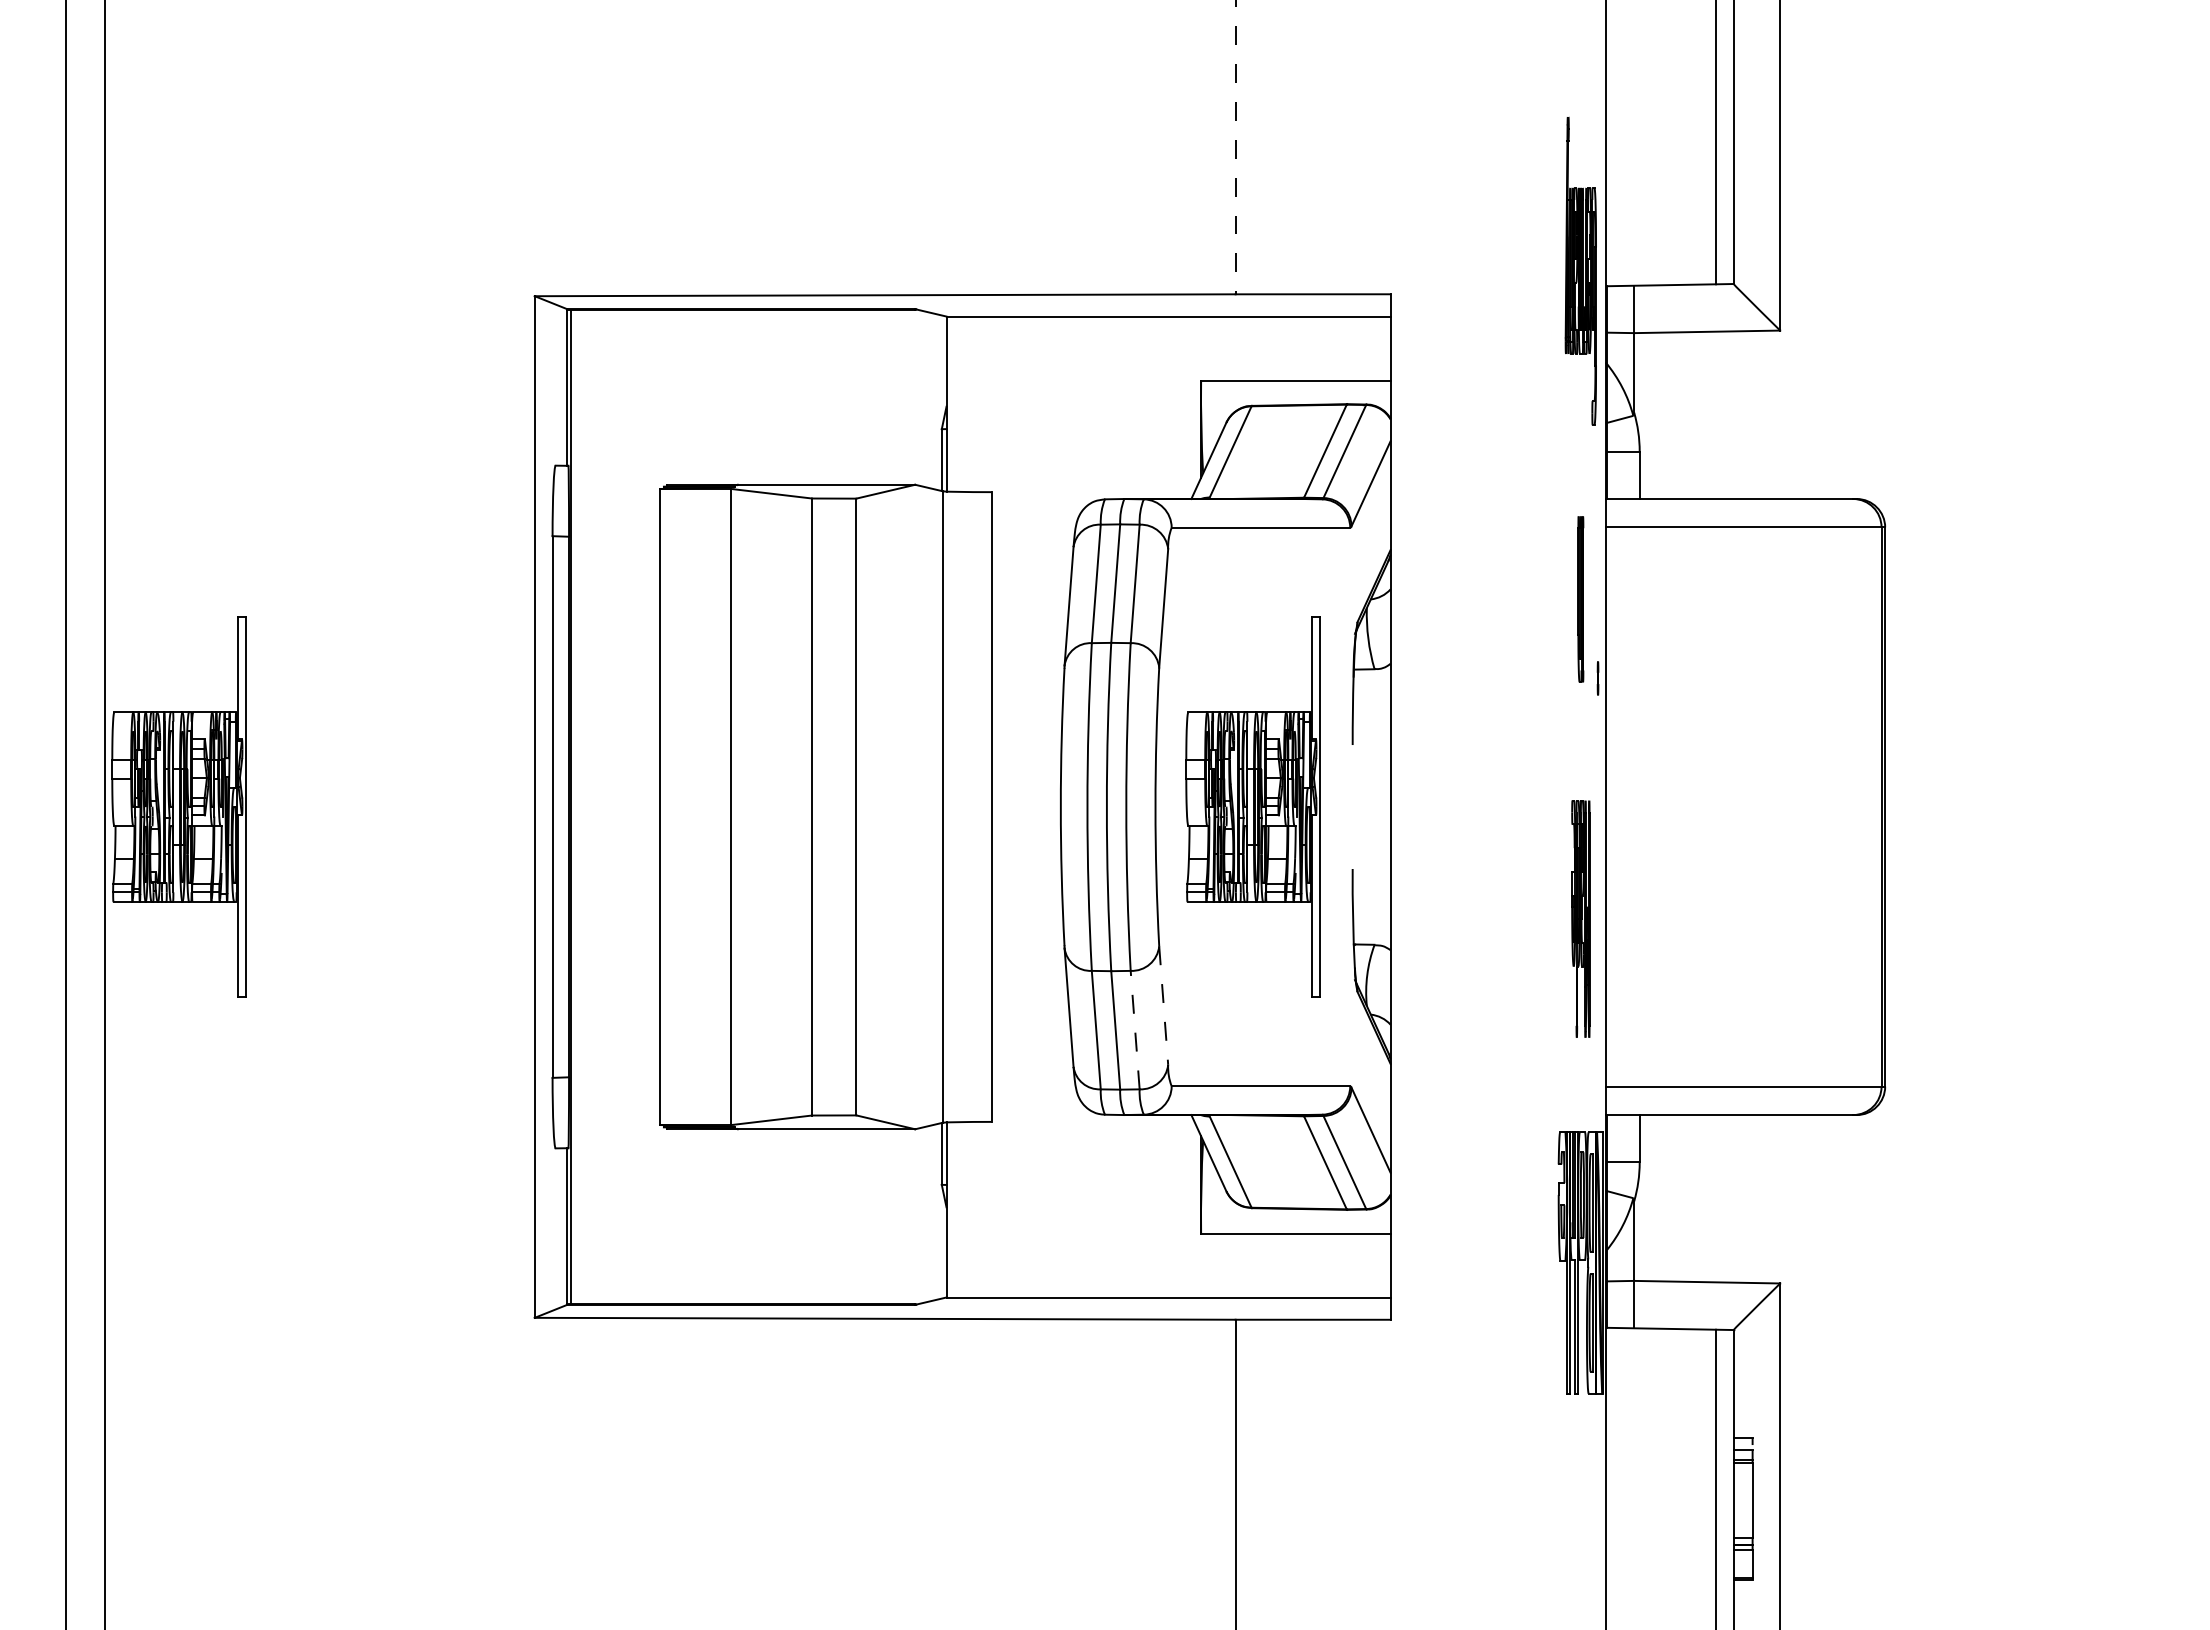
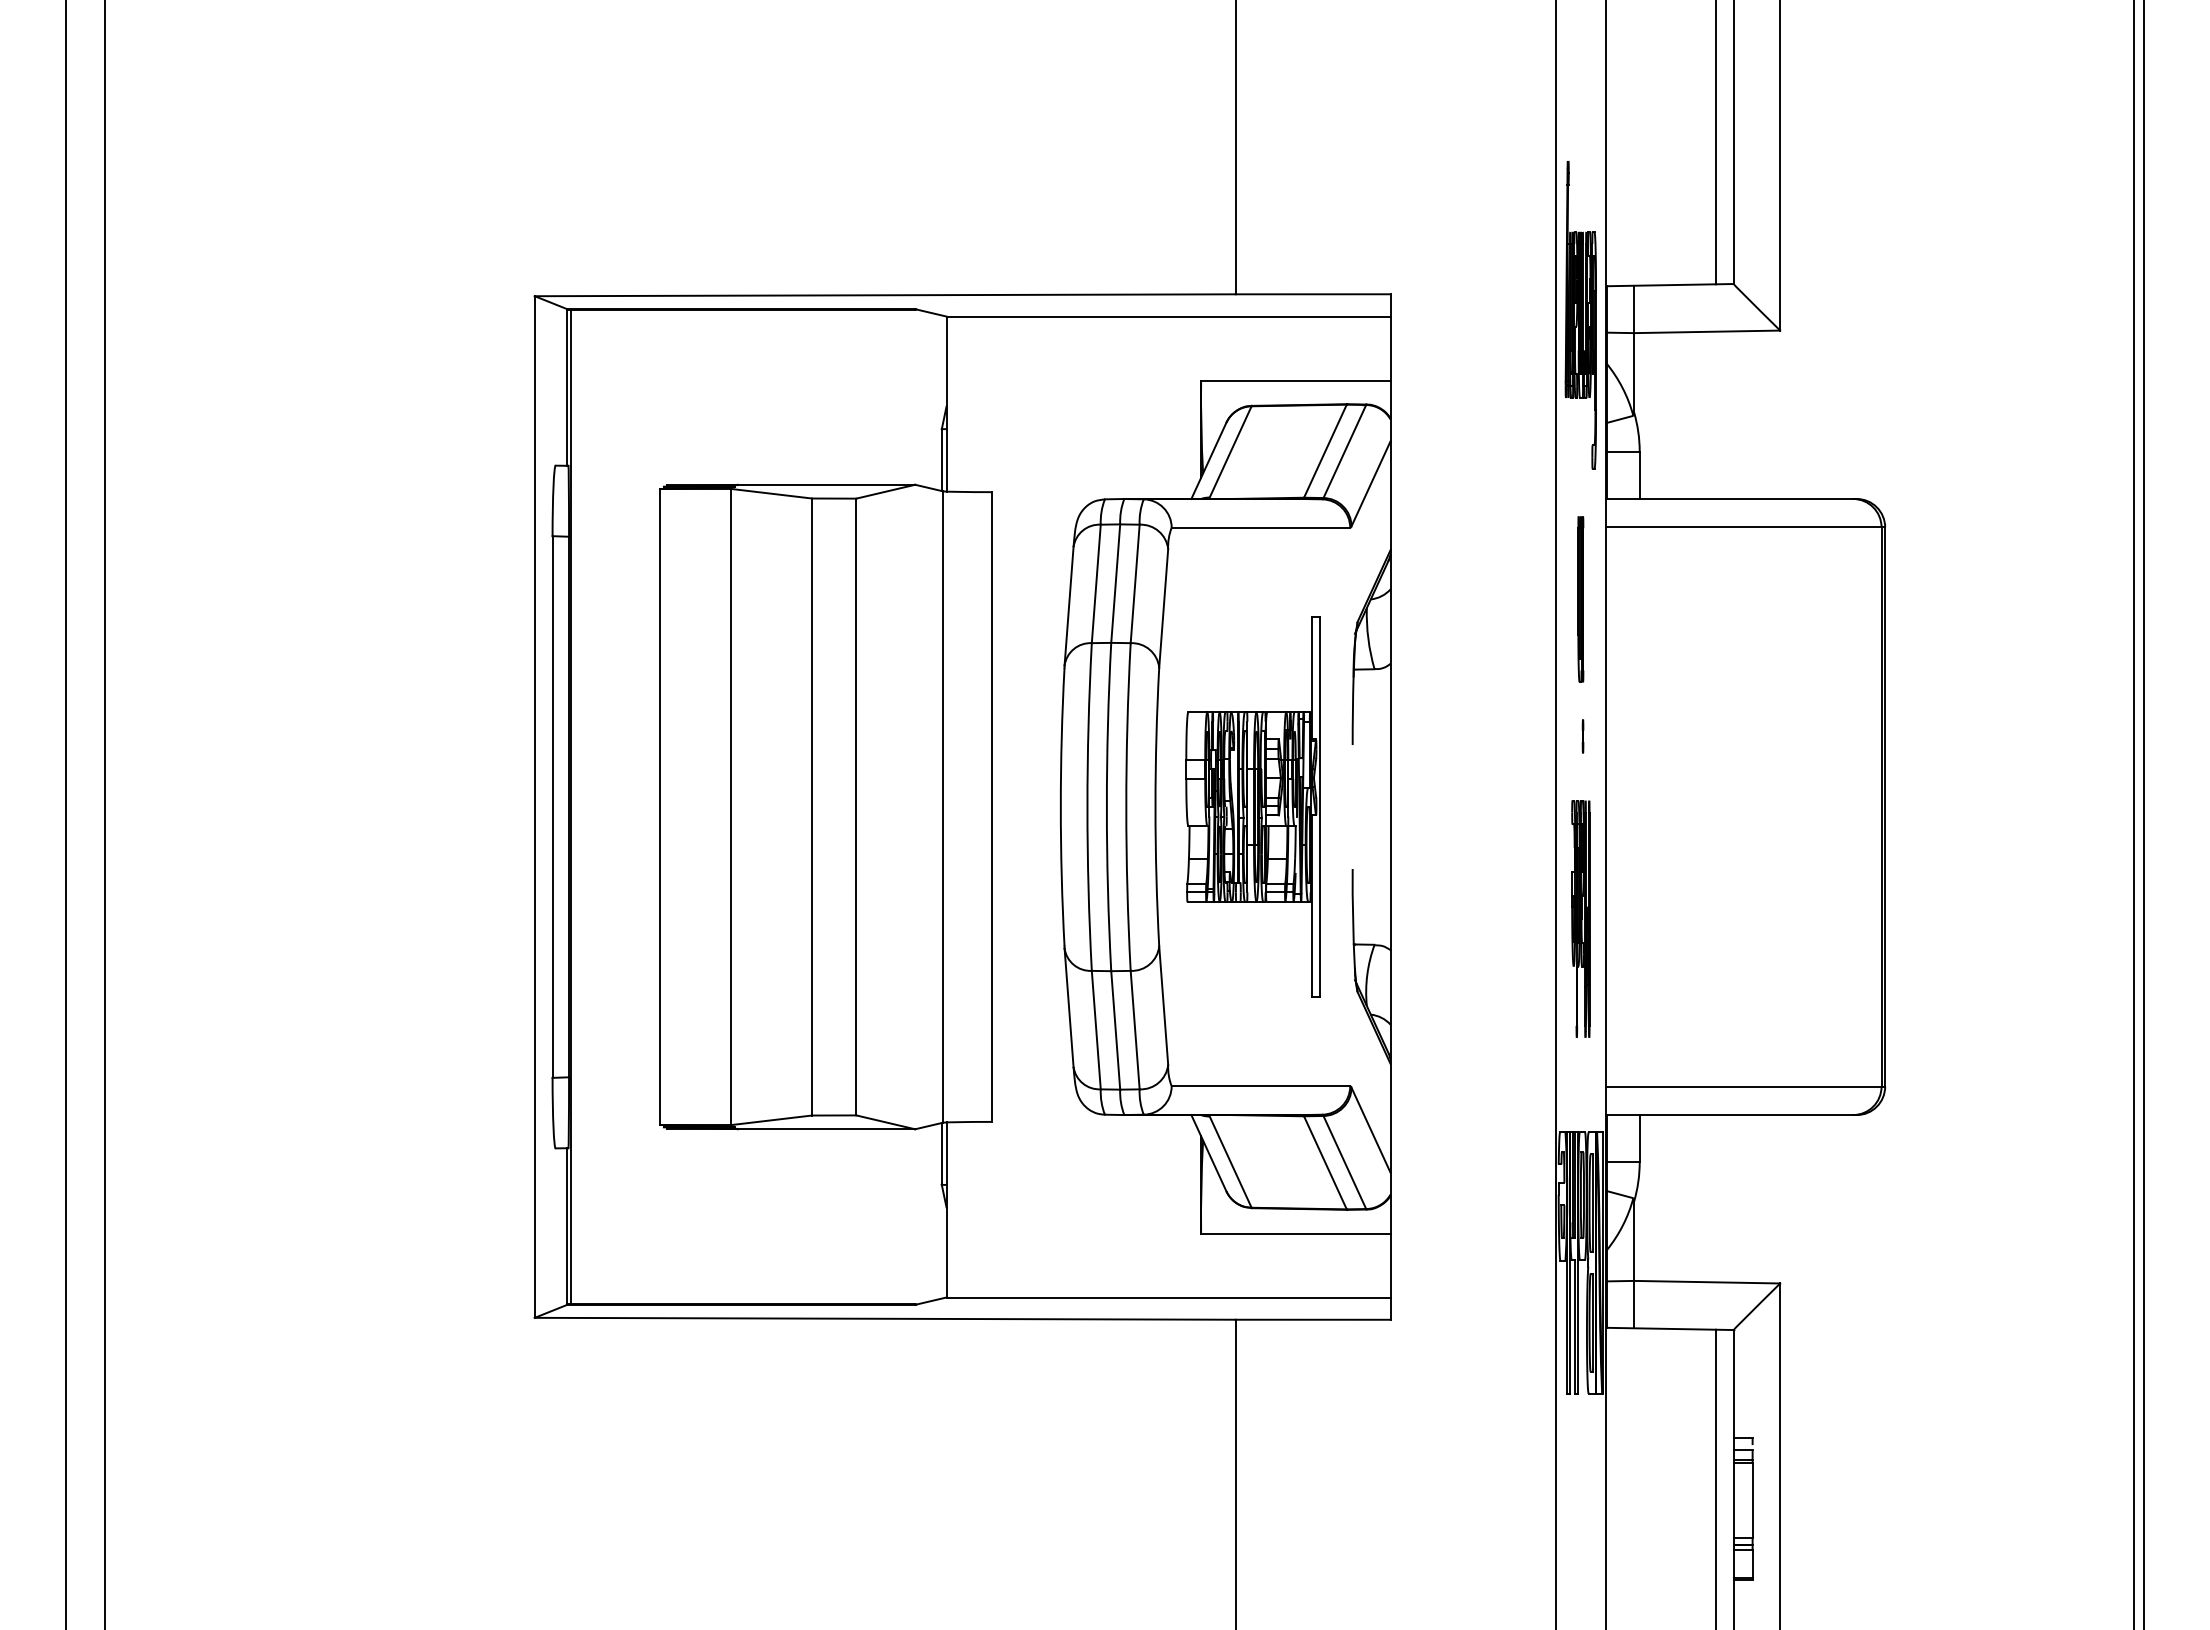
line: dashed -> solid (1235, 147)
part position: (1580, 270) -> (1580, 314) (1580, 314)
line position: (1597, 678) -> (1582, 736) (1582, 736)
part: present -> none (178, 806)
line: none -> present (1556, 814)
line: none -> present (2134, 814)
line: none -> present (2143, 814)
line: dashed -> solid (1163, 1006)
line: dashed -> solid (1135, 1029)
